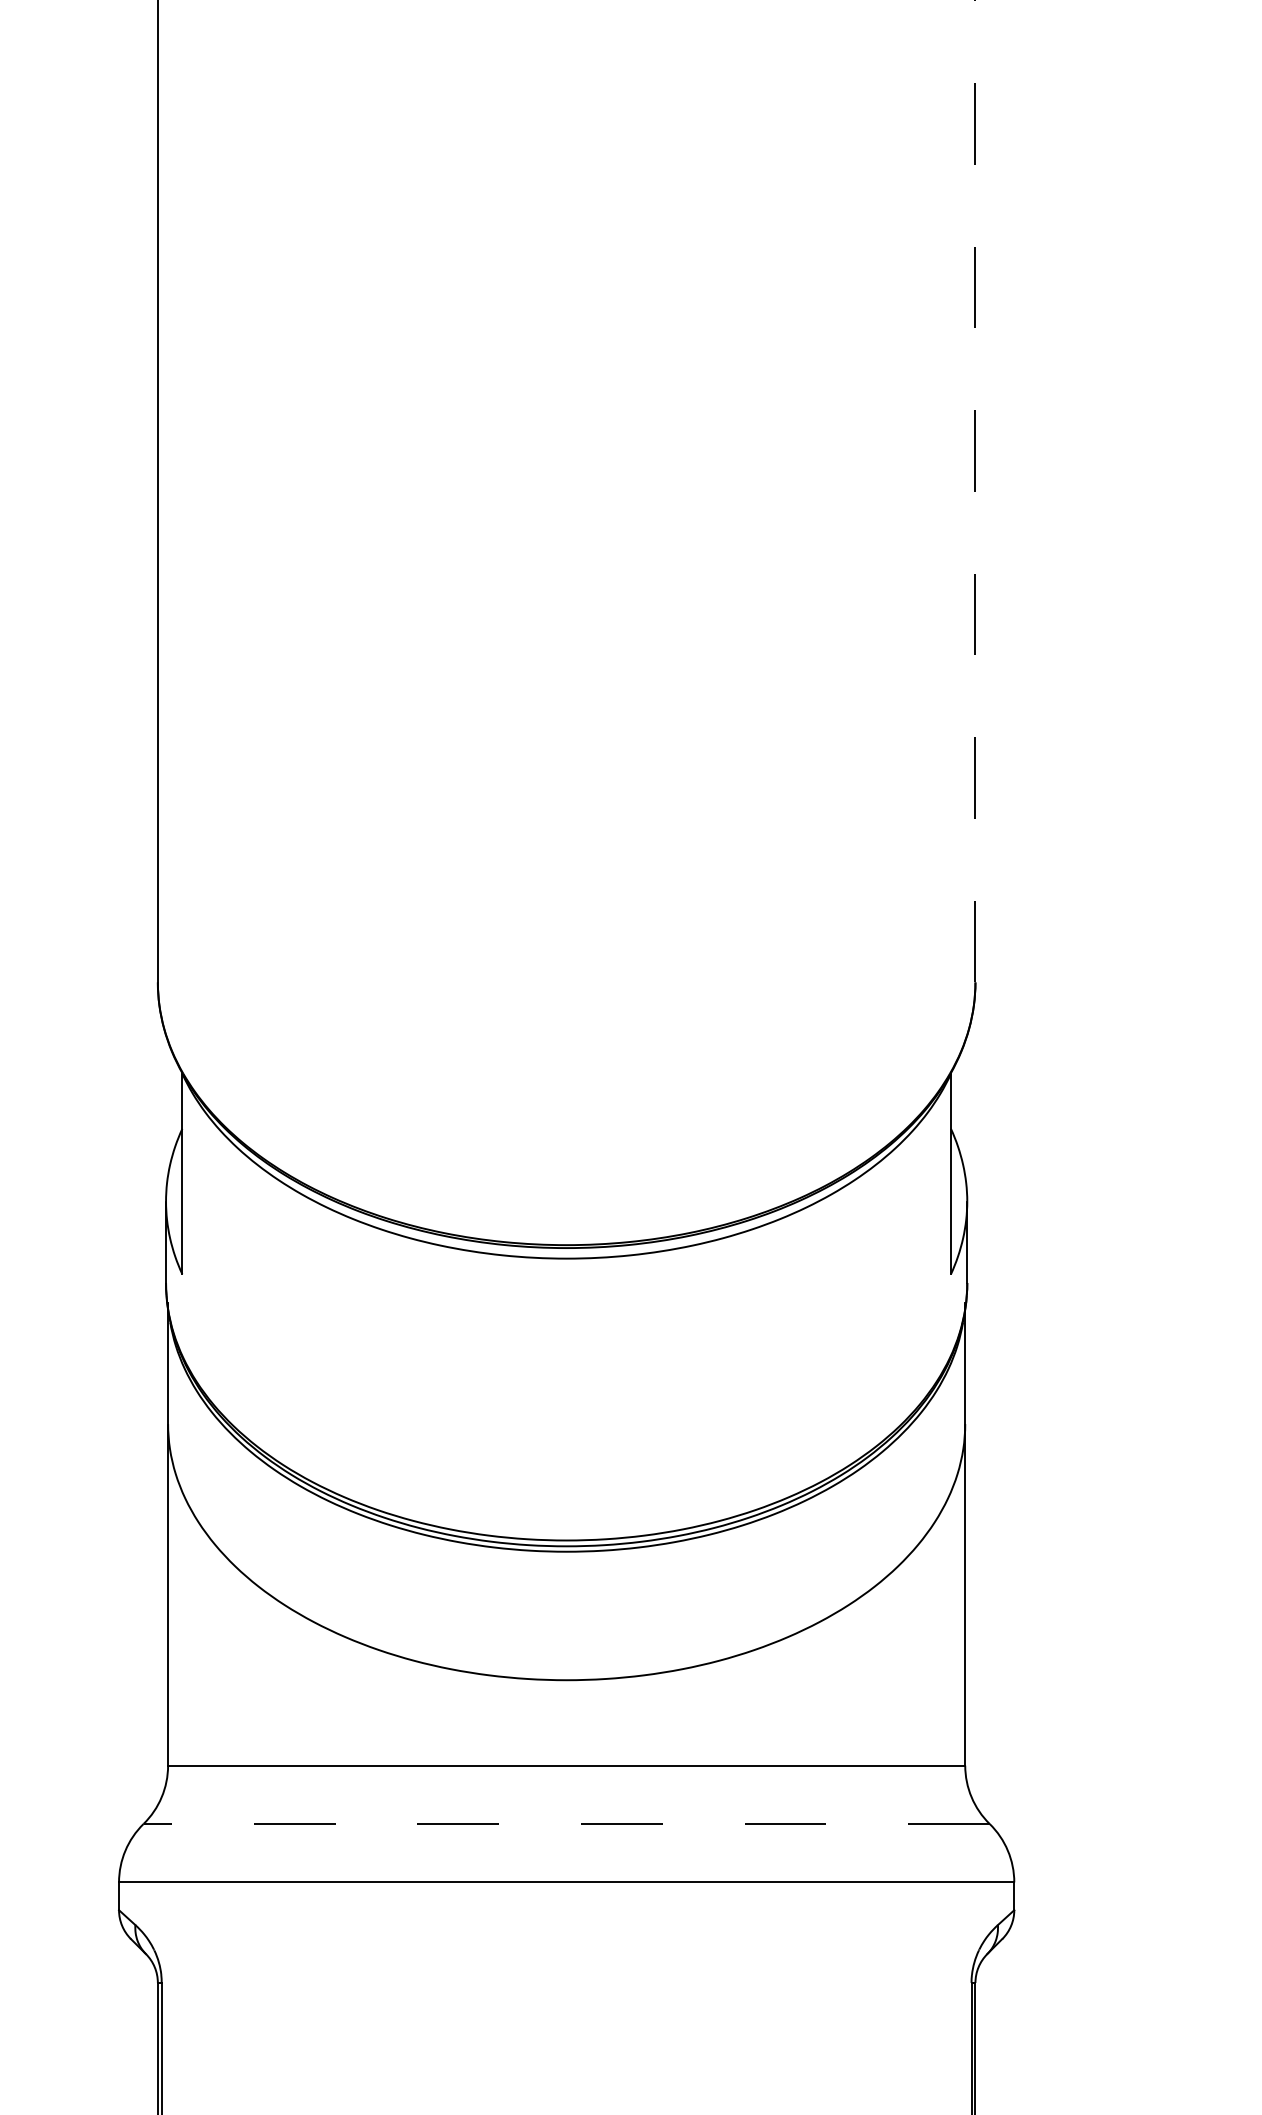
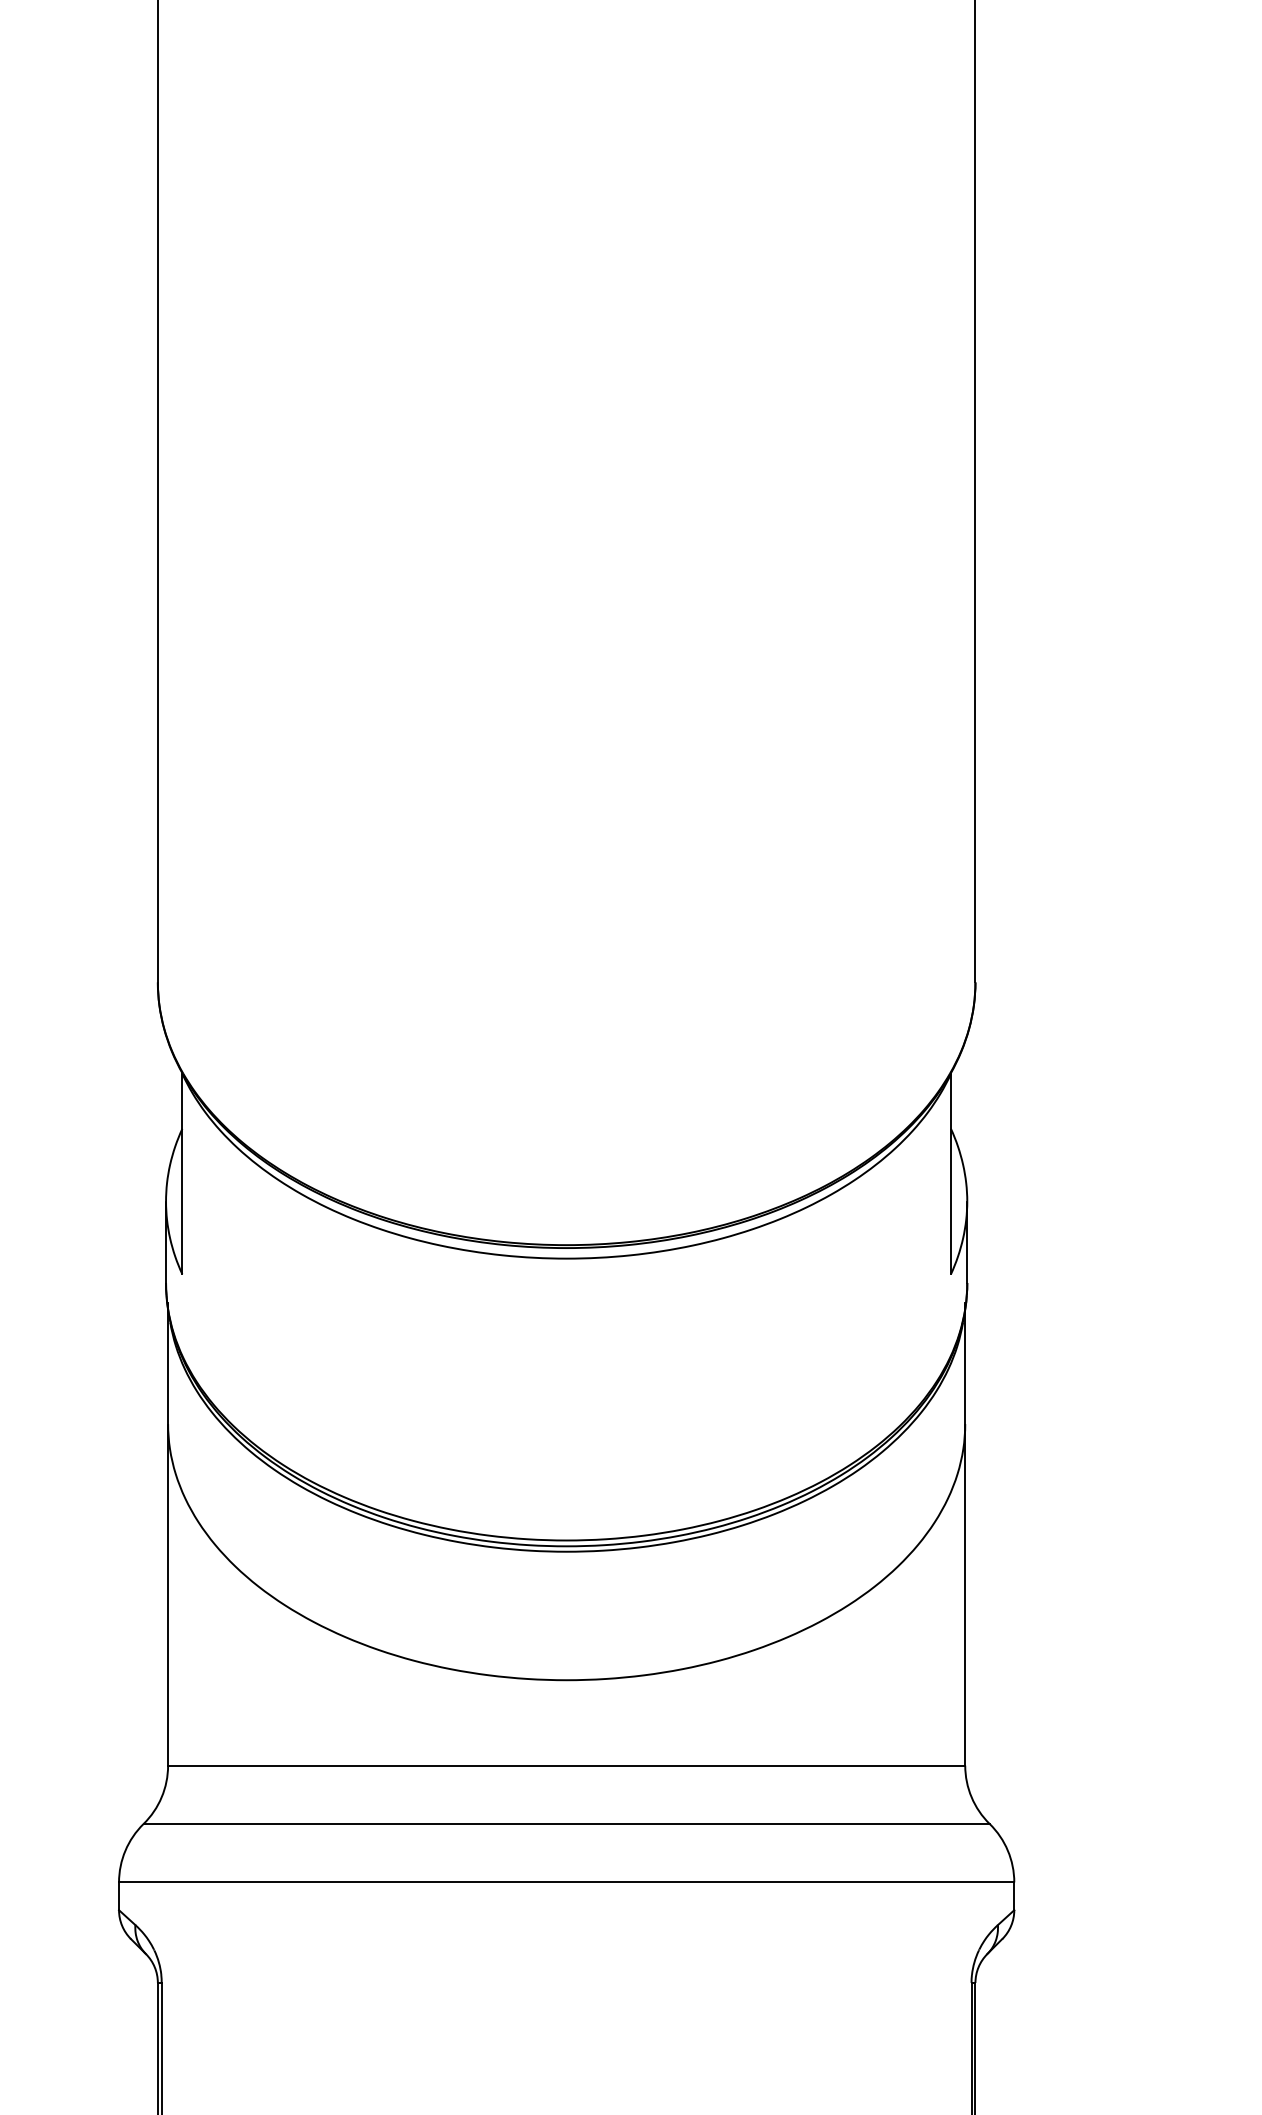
line: dashed -> solid (975, 491)
line: dashed -> solid (566, 1824)
